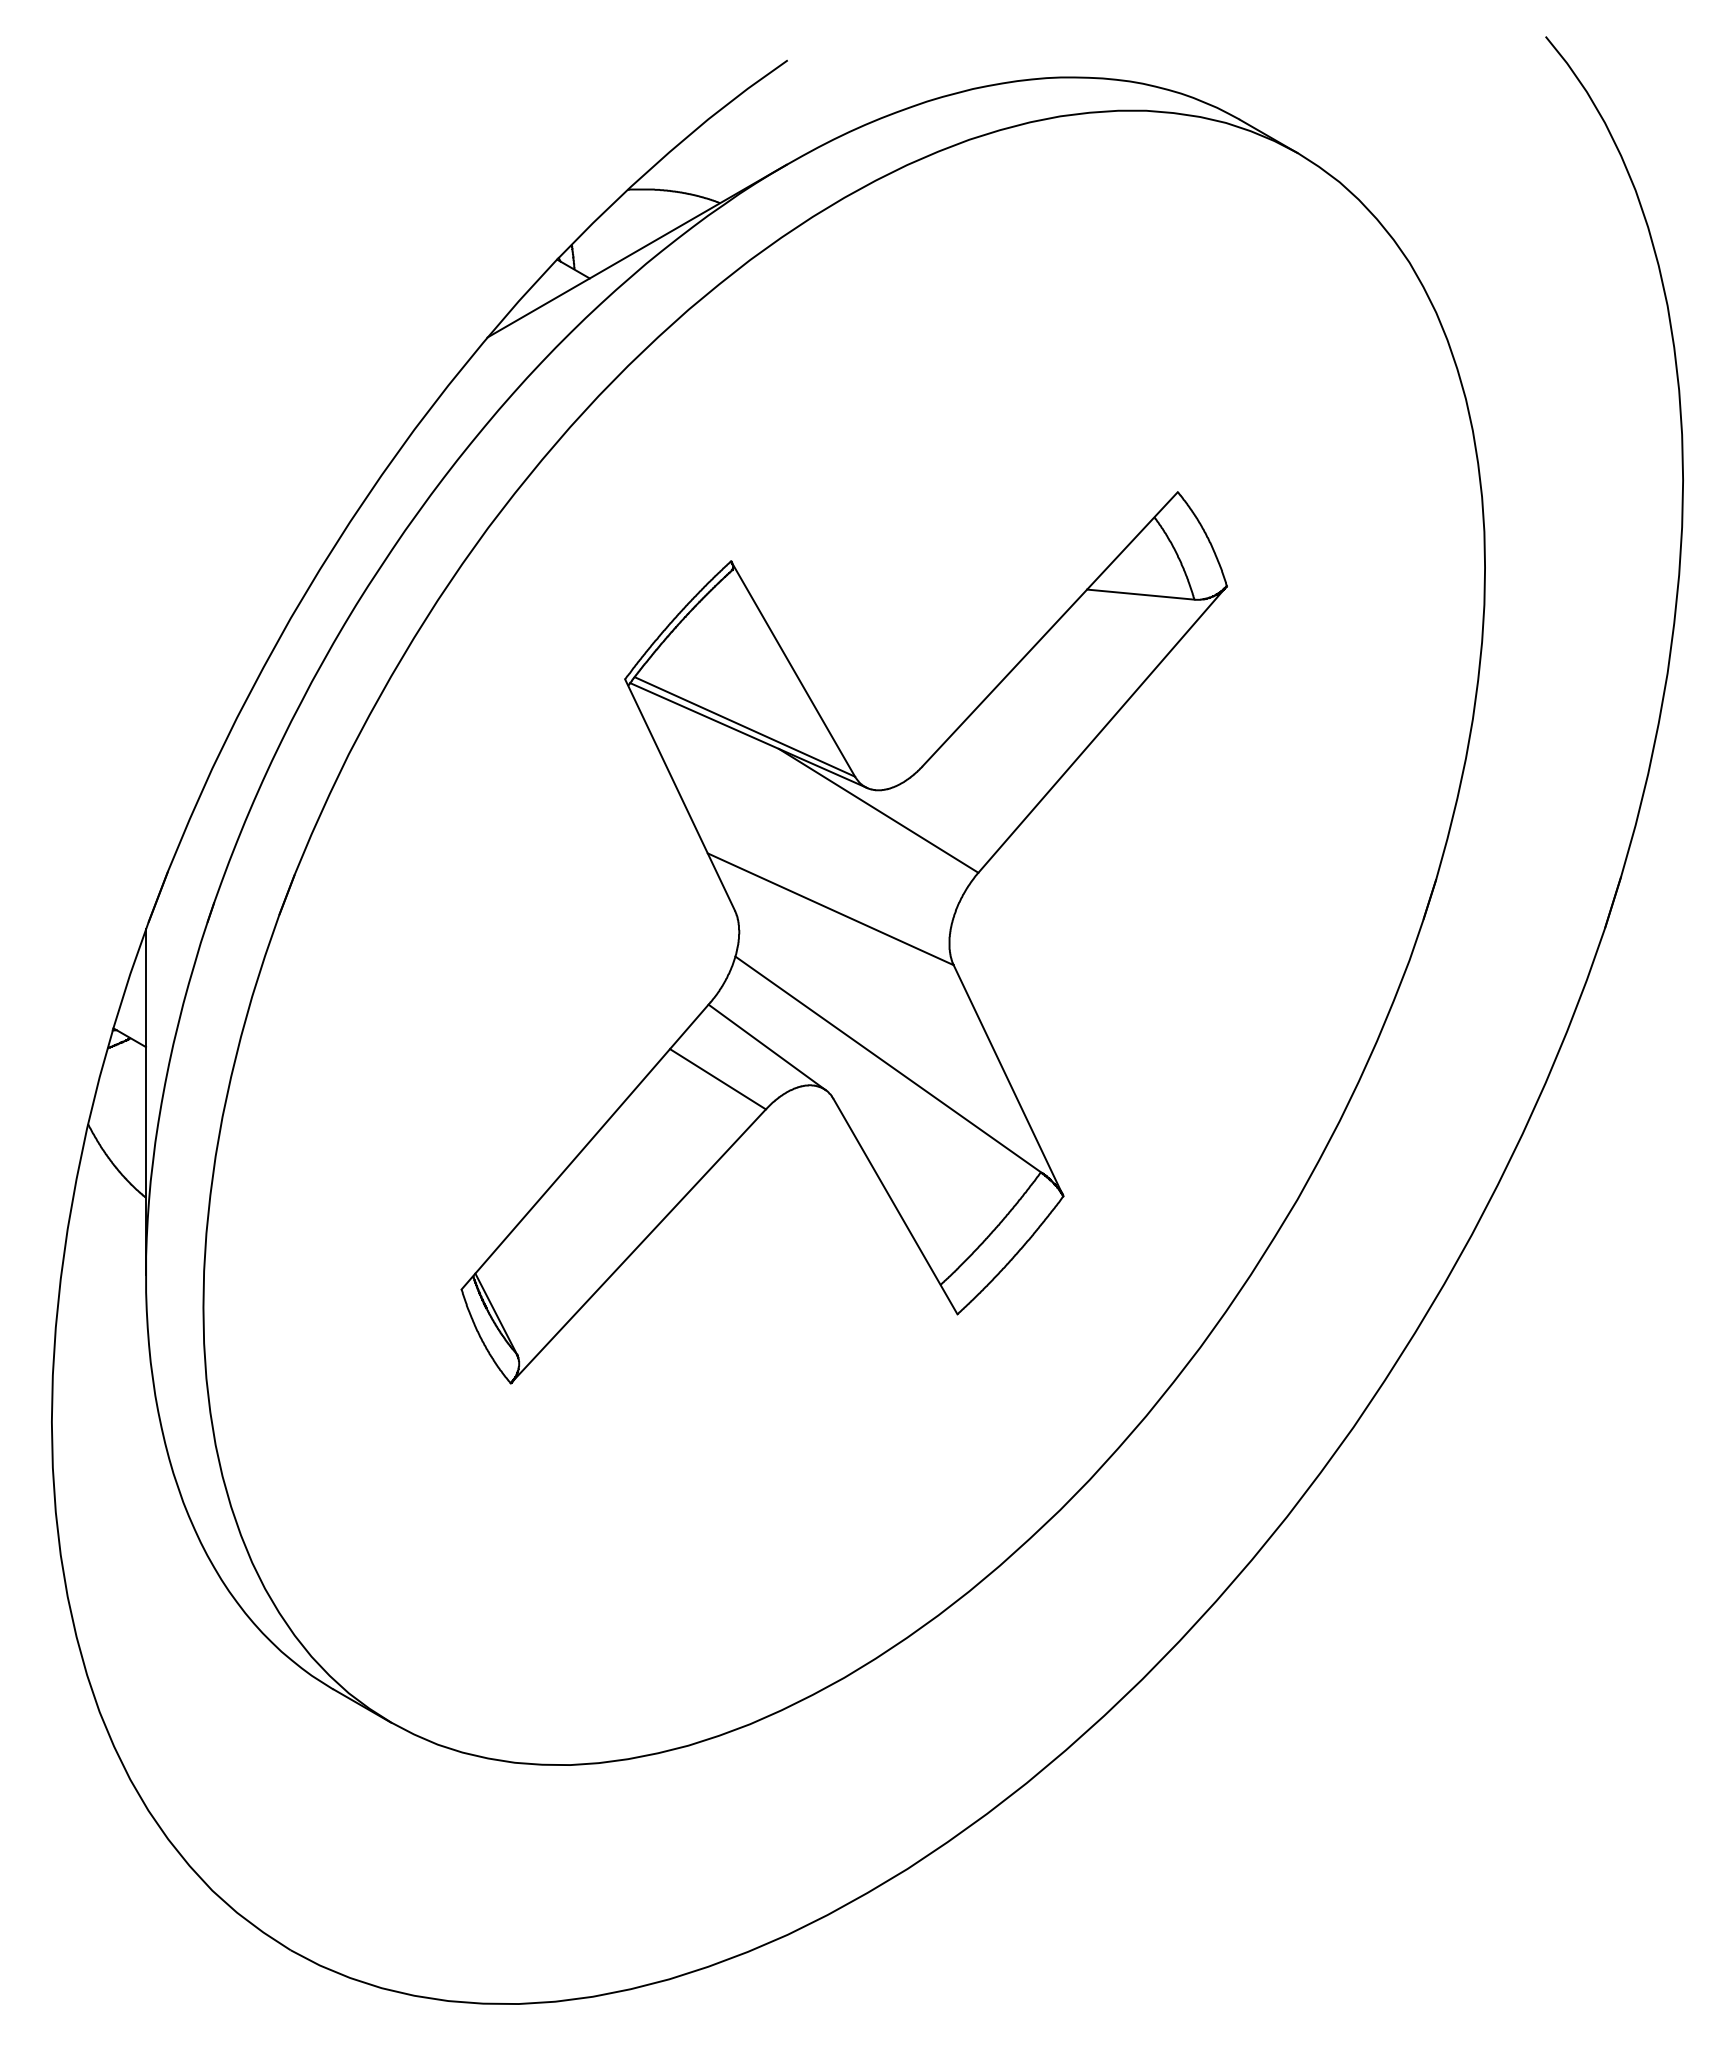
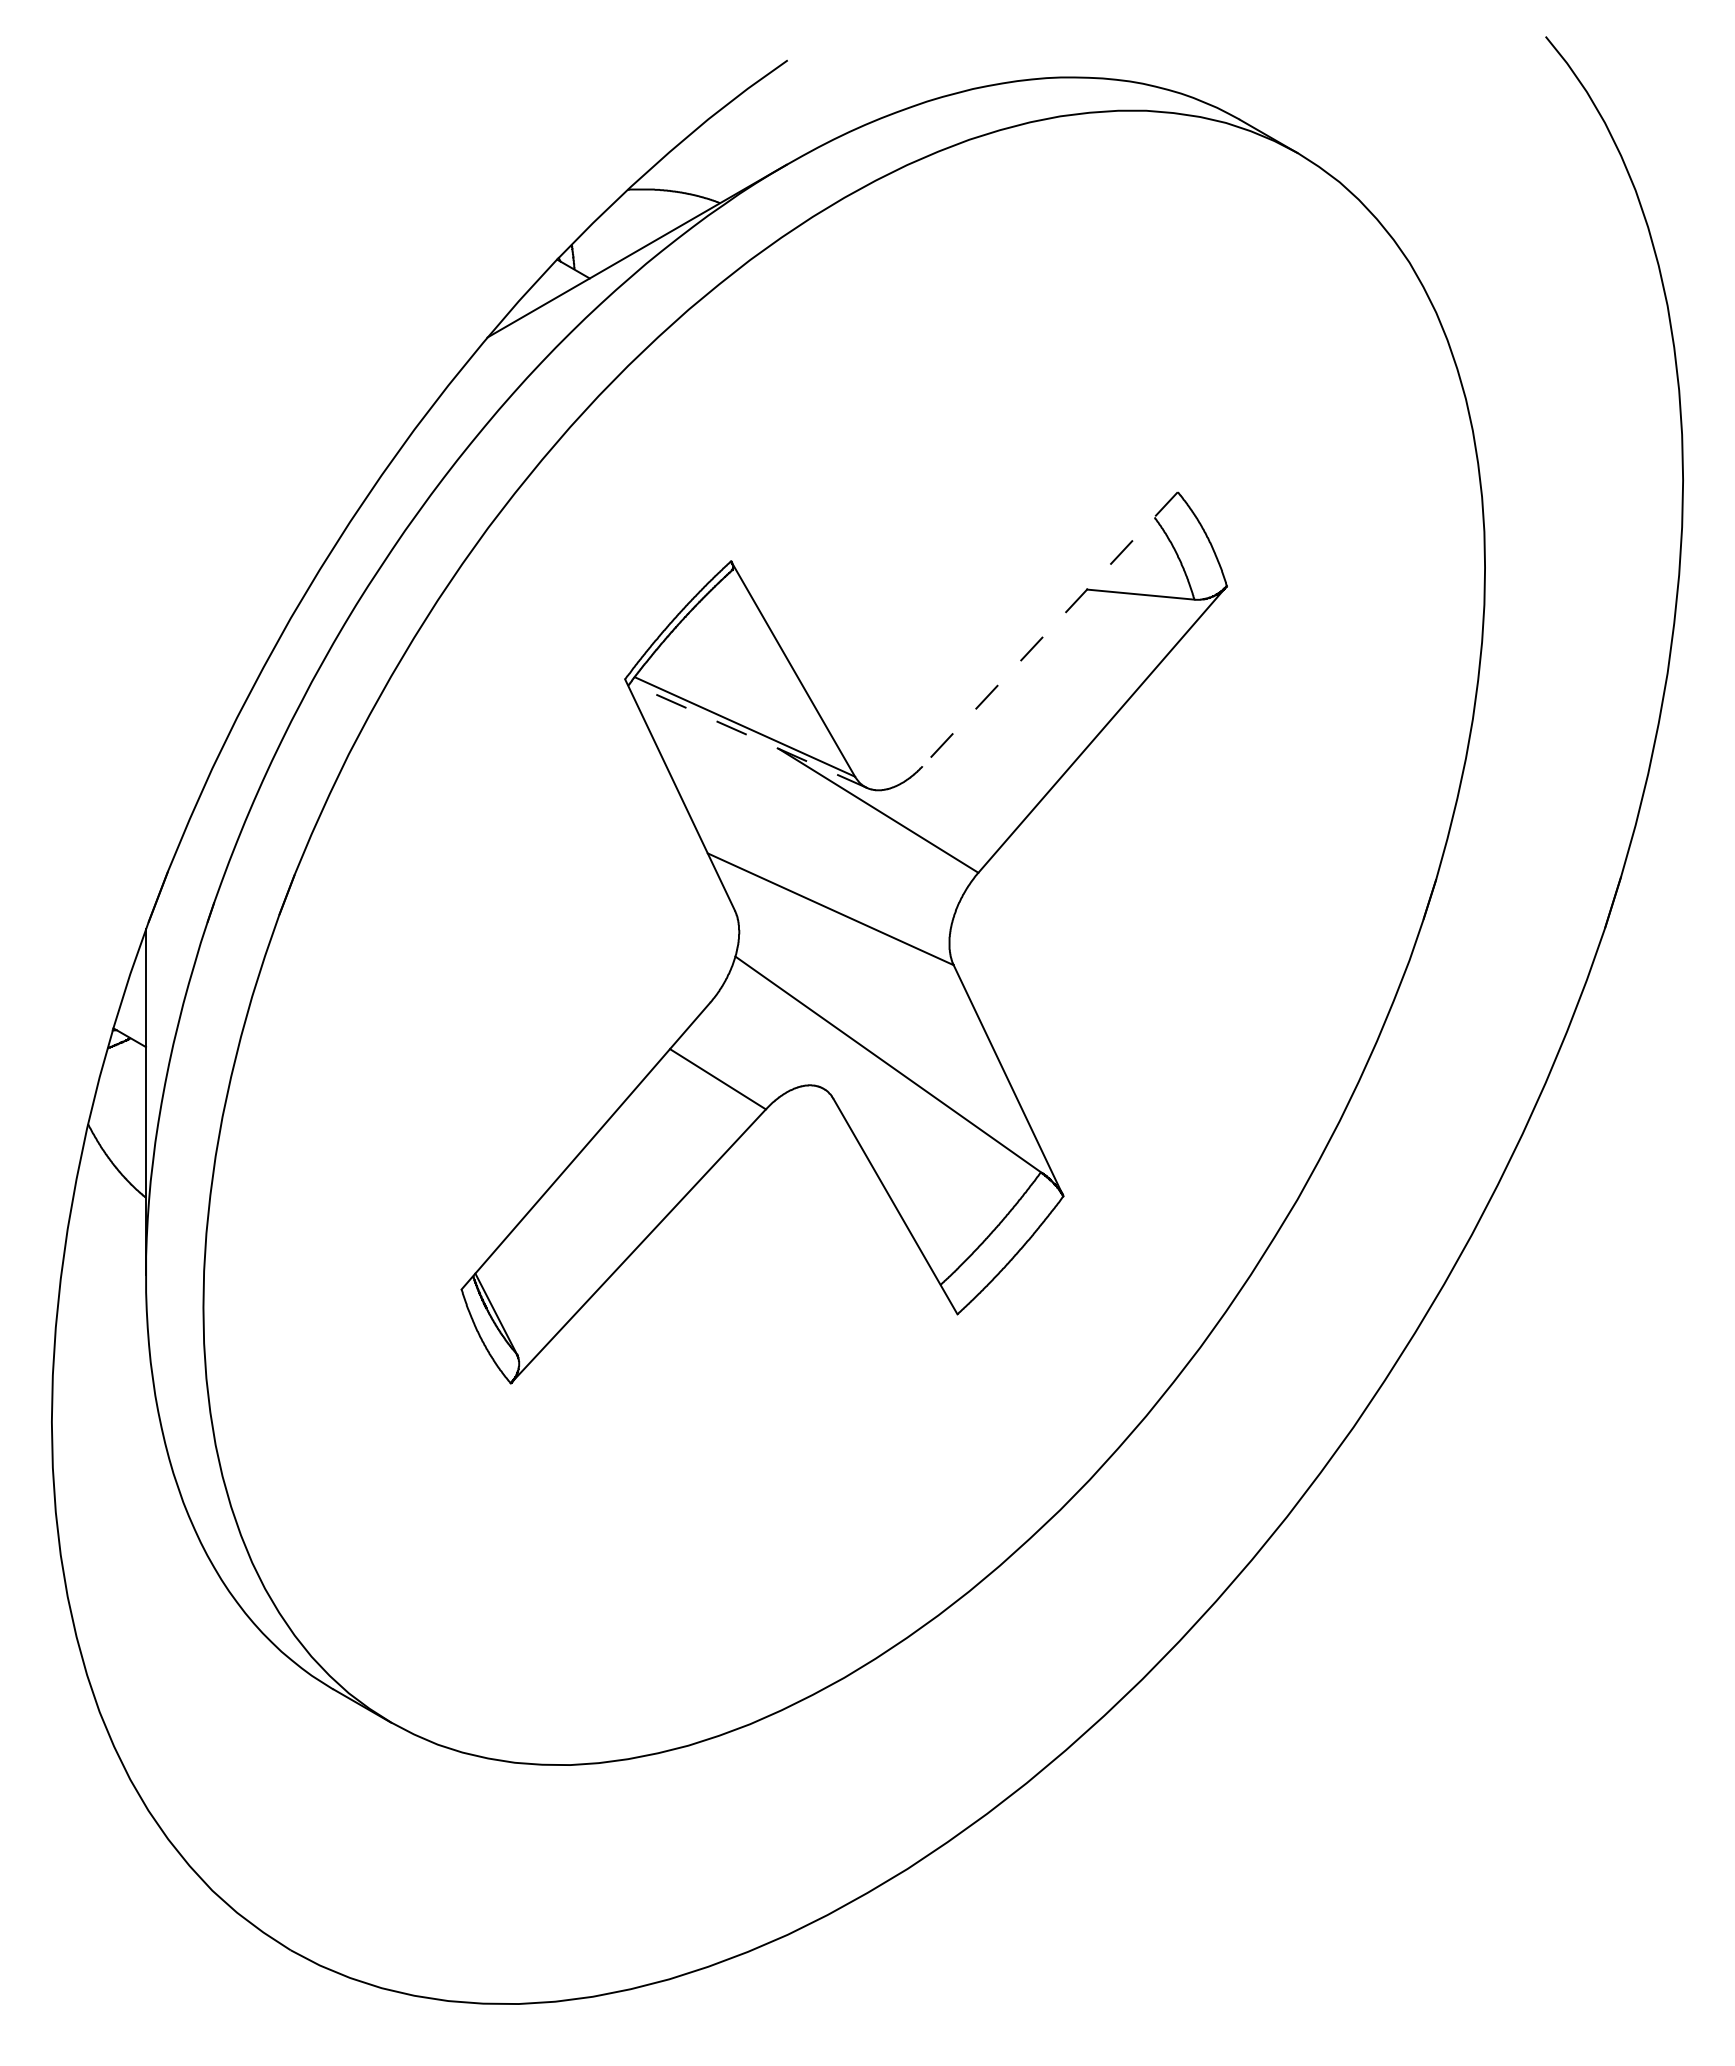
line: solid -> dashed (1049, 629)
line: solid -> dashed (748, 735)
line: present -> none (766, 1047)
